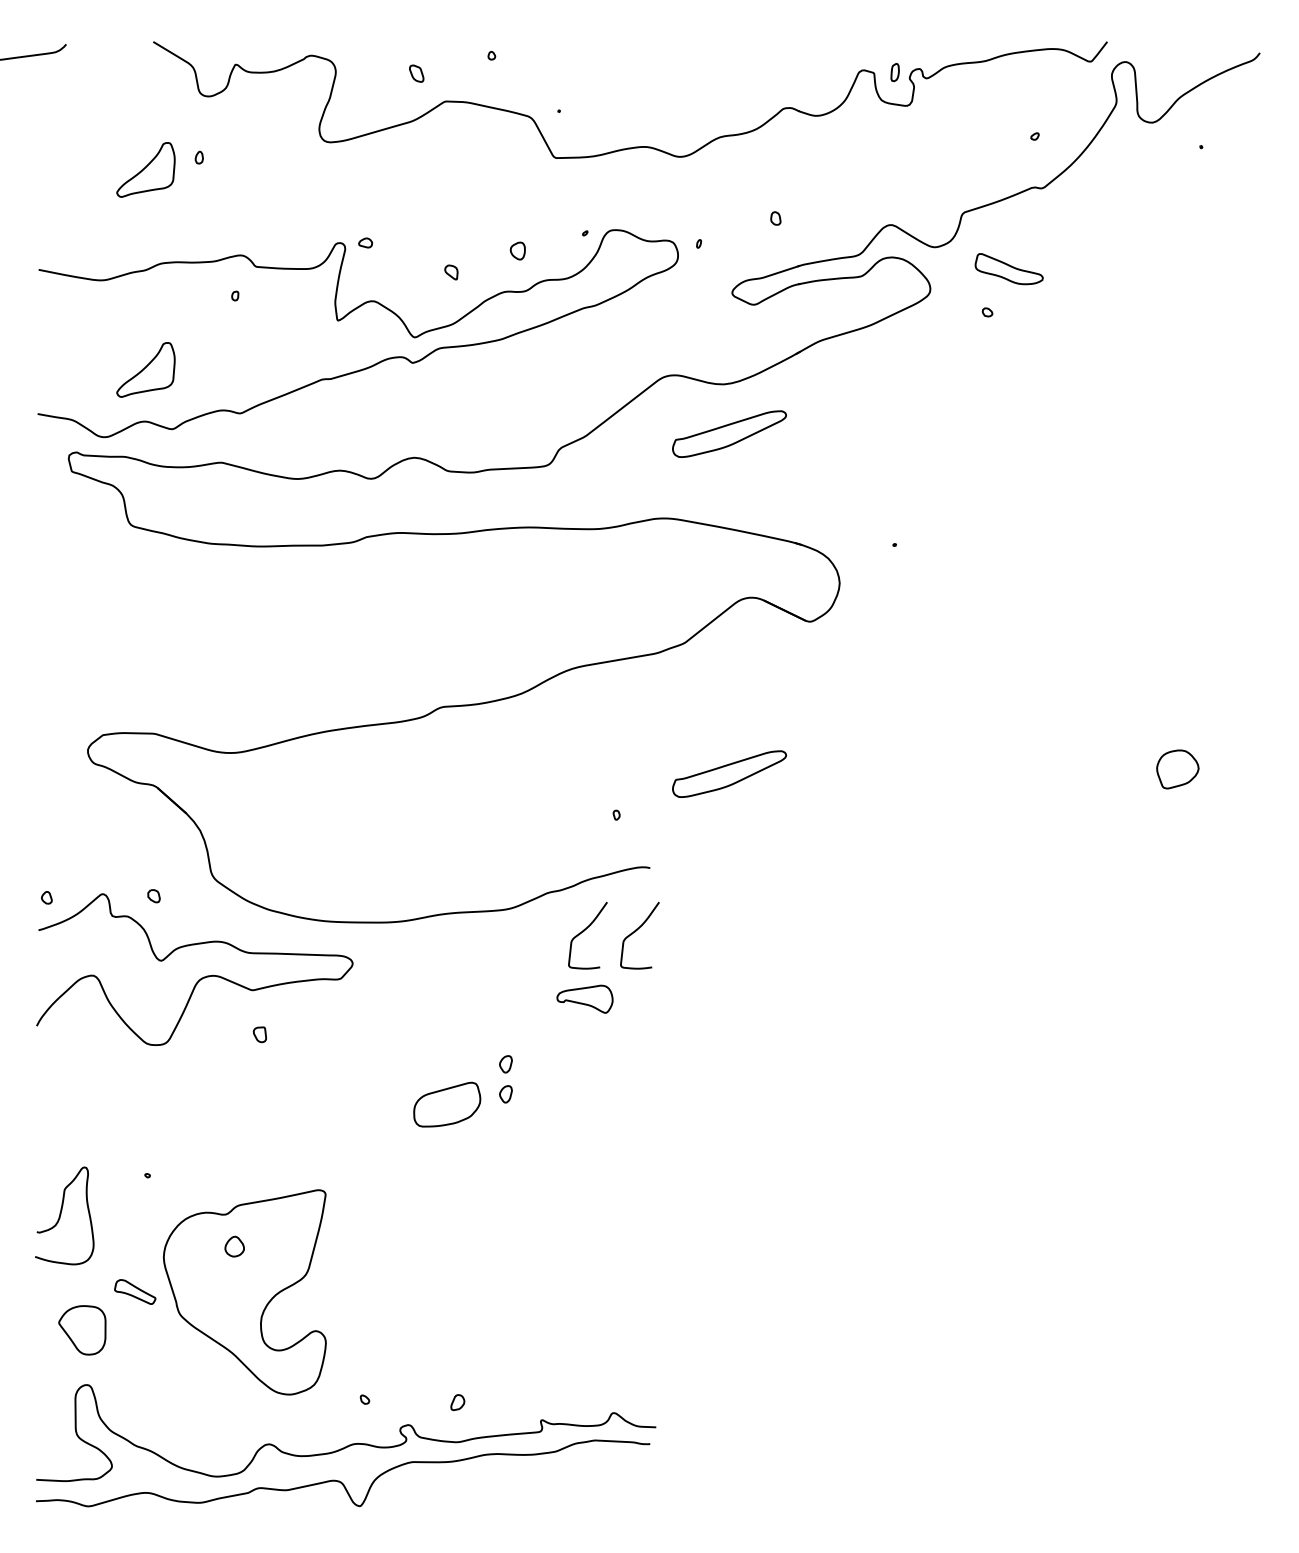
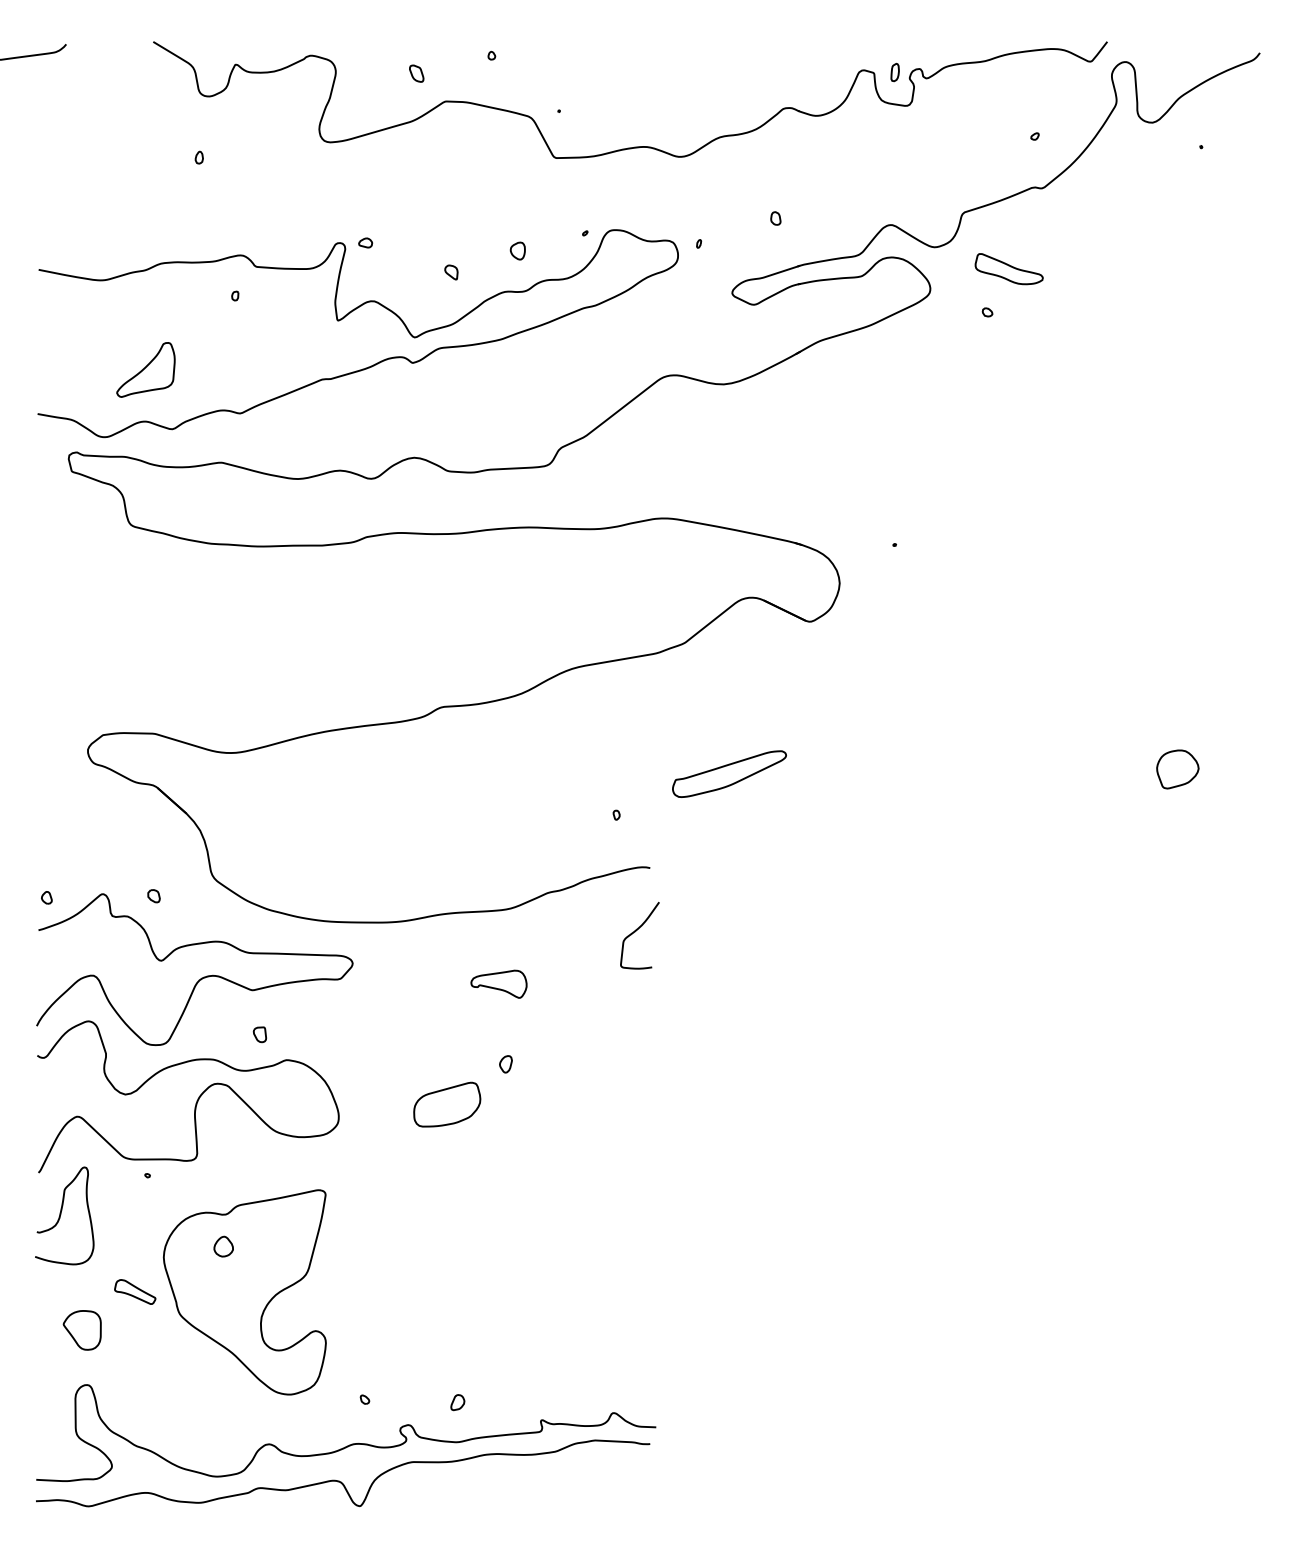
part: present -> none (145, 169)
part: present -> none (729, 433)
curve: present -> none (584, 931)
part position: (584, 998) -> (498, 983) (498, 983)
part: present -> none (505, 1094)
curve: none -> present (196, 1100)
part position: (234, 1246) -> (223, 1246) (223, 1246)
part size: 49x51 px -> 40x41 px (81, 1330)
